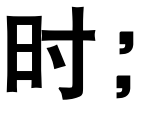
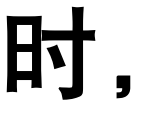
part: present -> none (126, 42)
